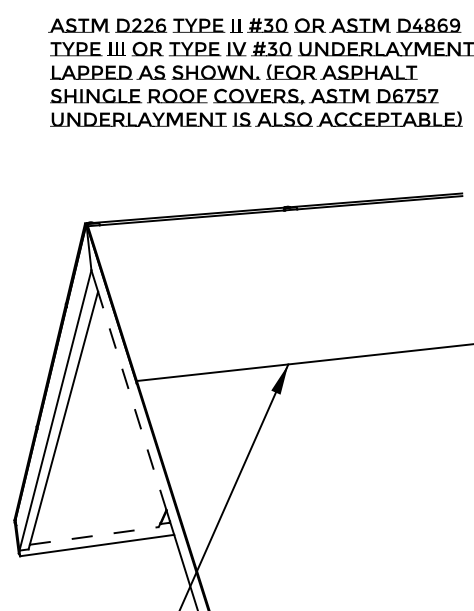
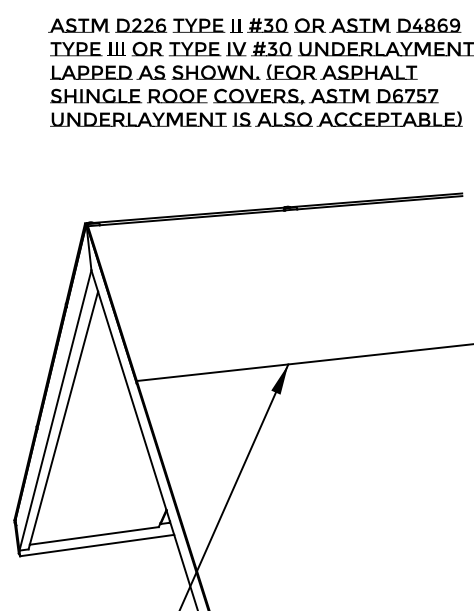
line: dashed -> solid (132, 400)
line: dashed -> solid (94, 535)
